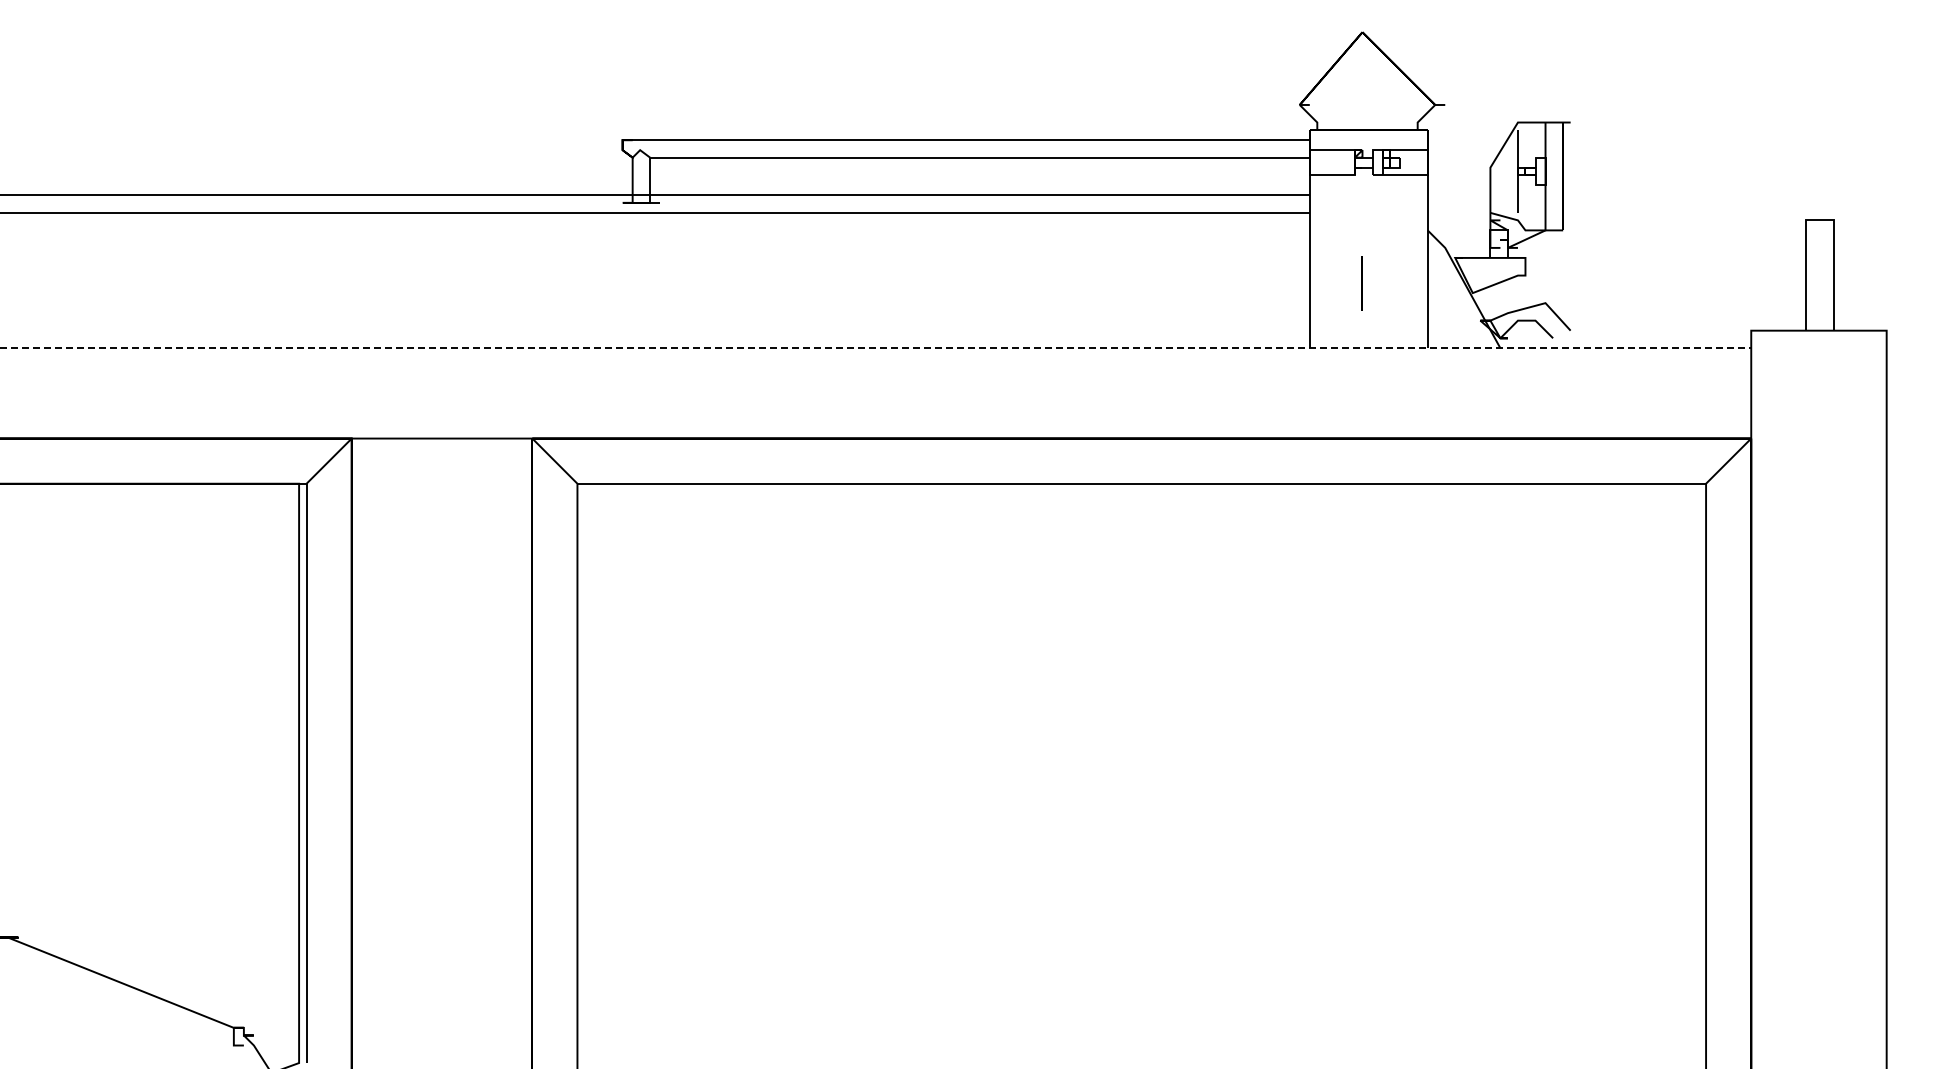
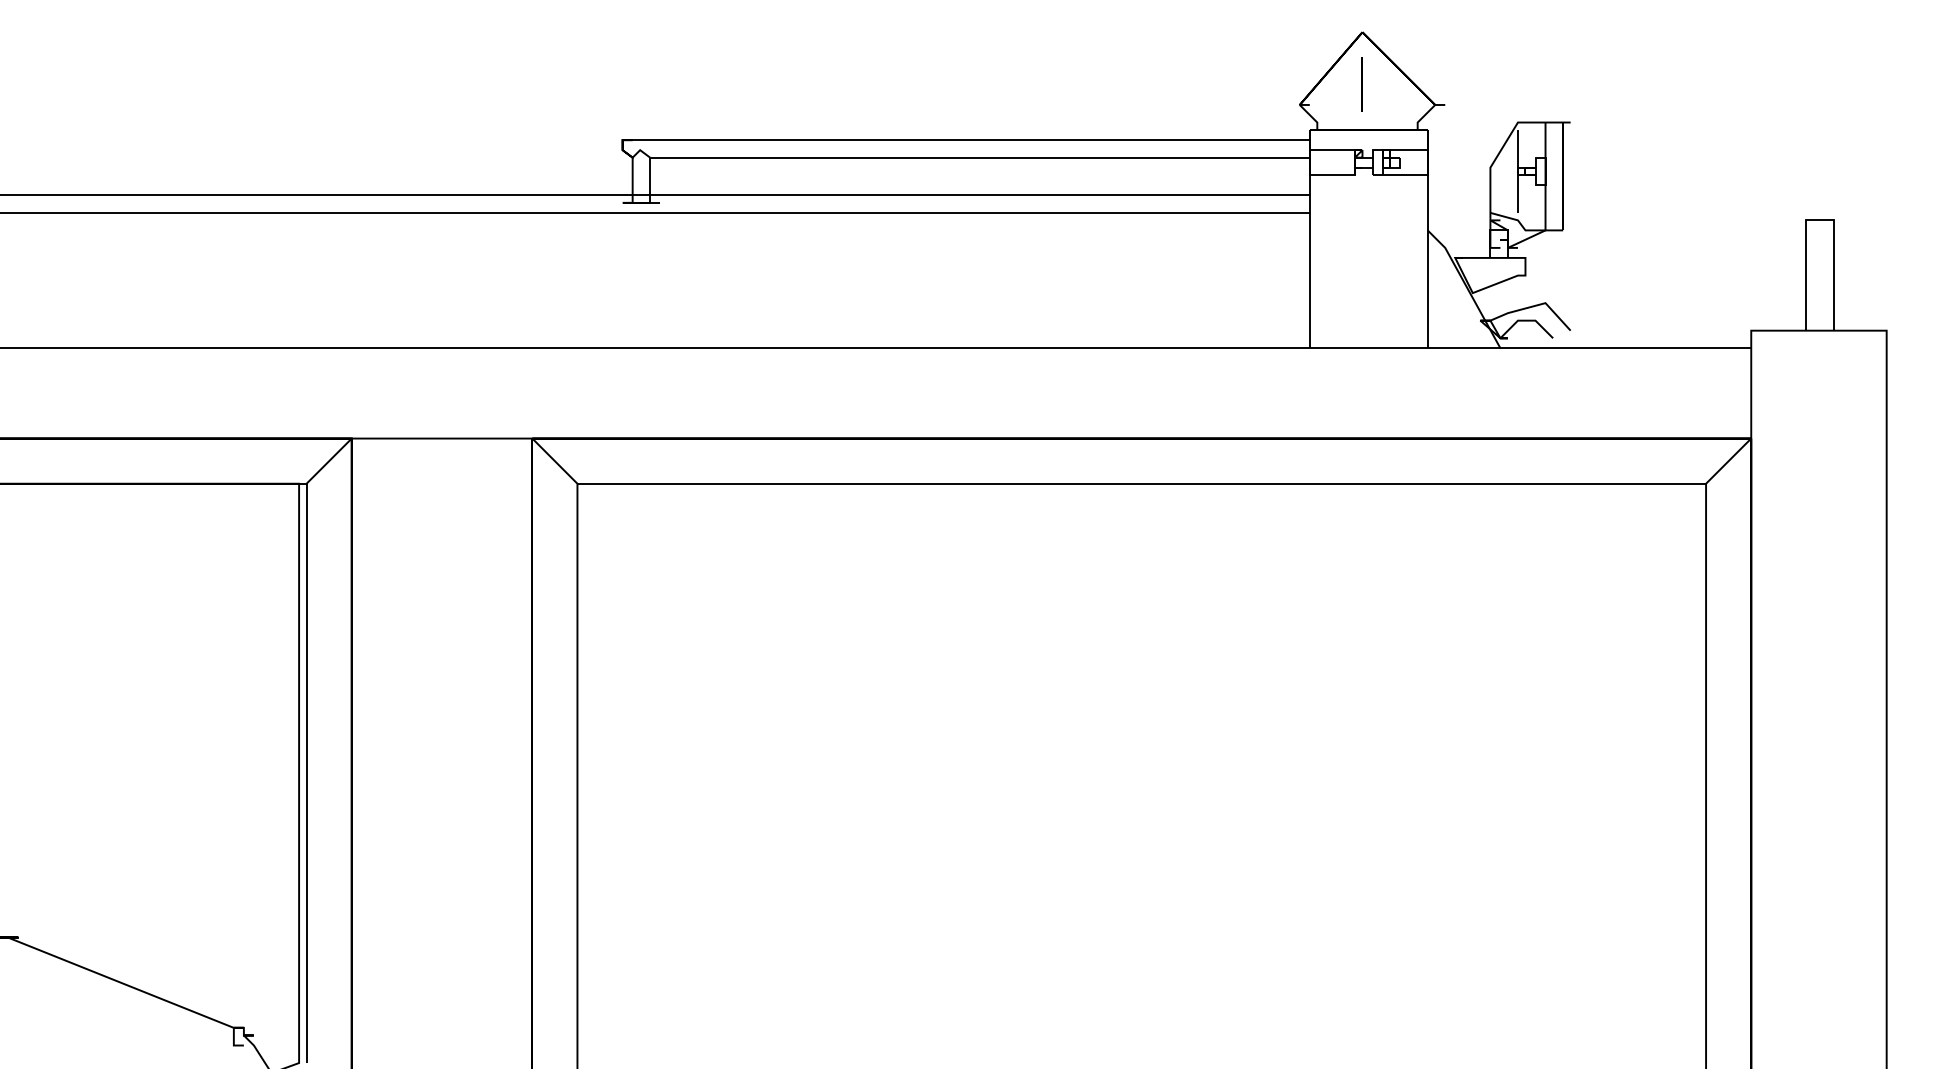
line position: (1361, 283) -> (1361, 84) (1361, 84)
line: dashed -> solid (876, 348)
